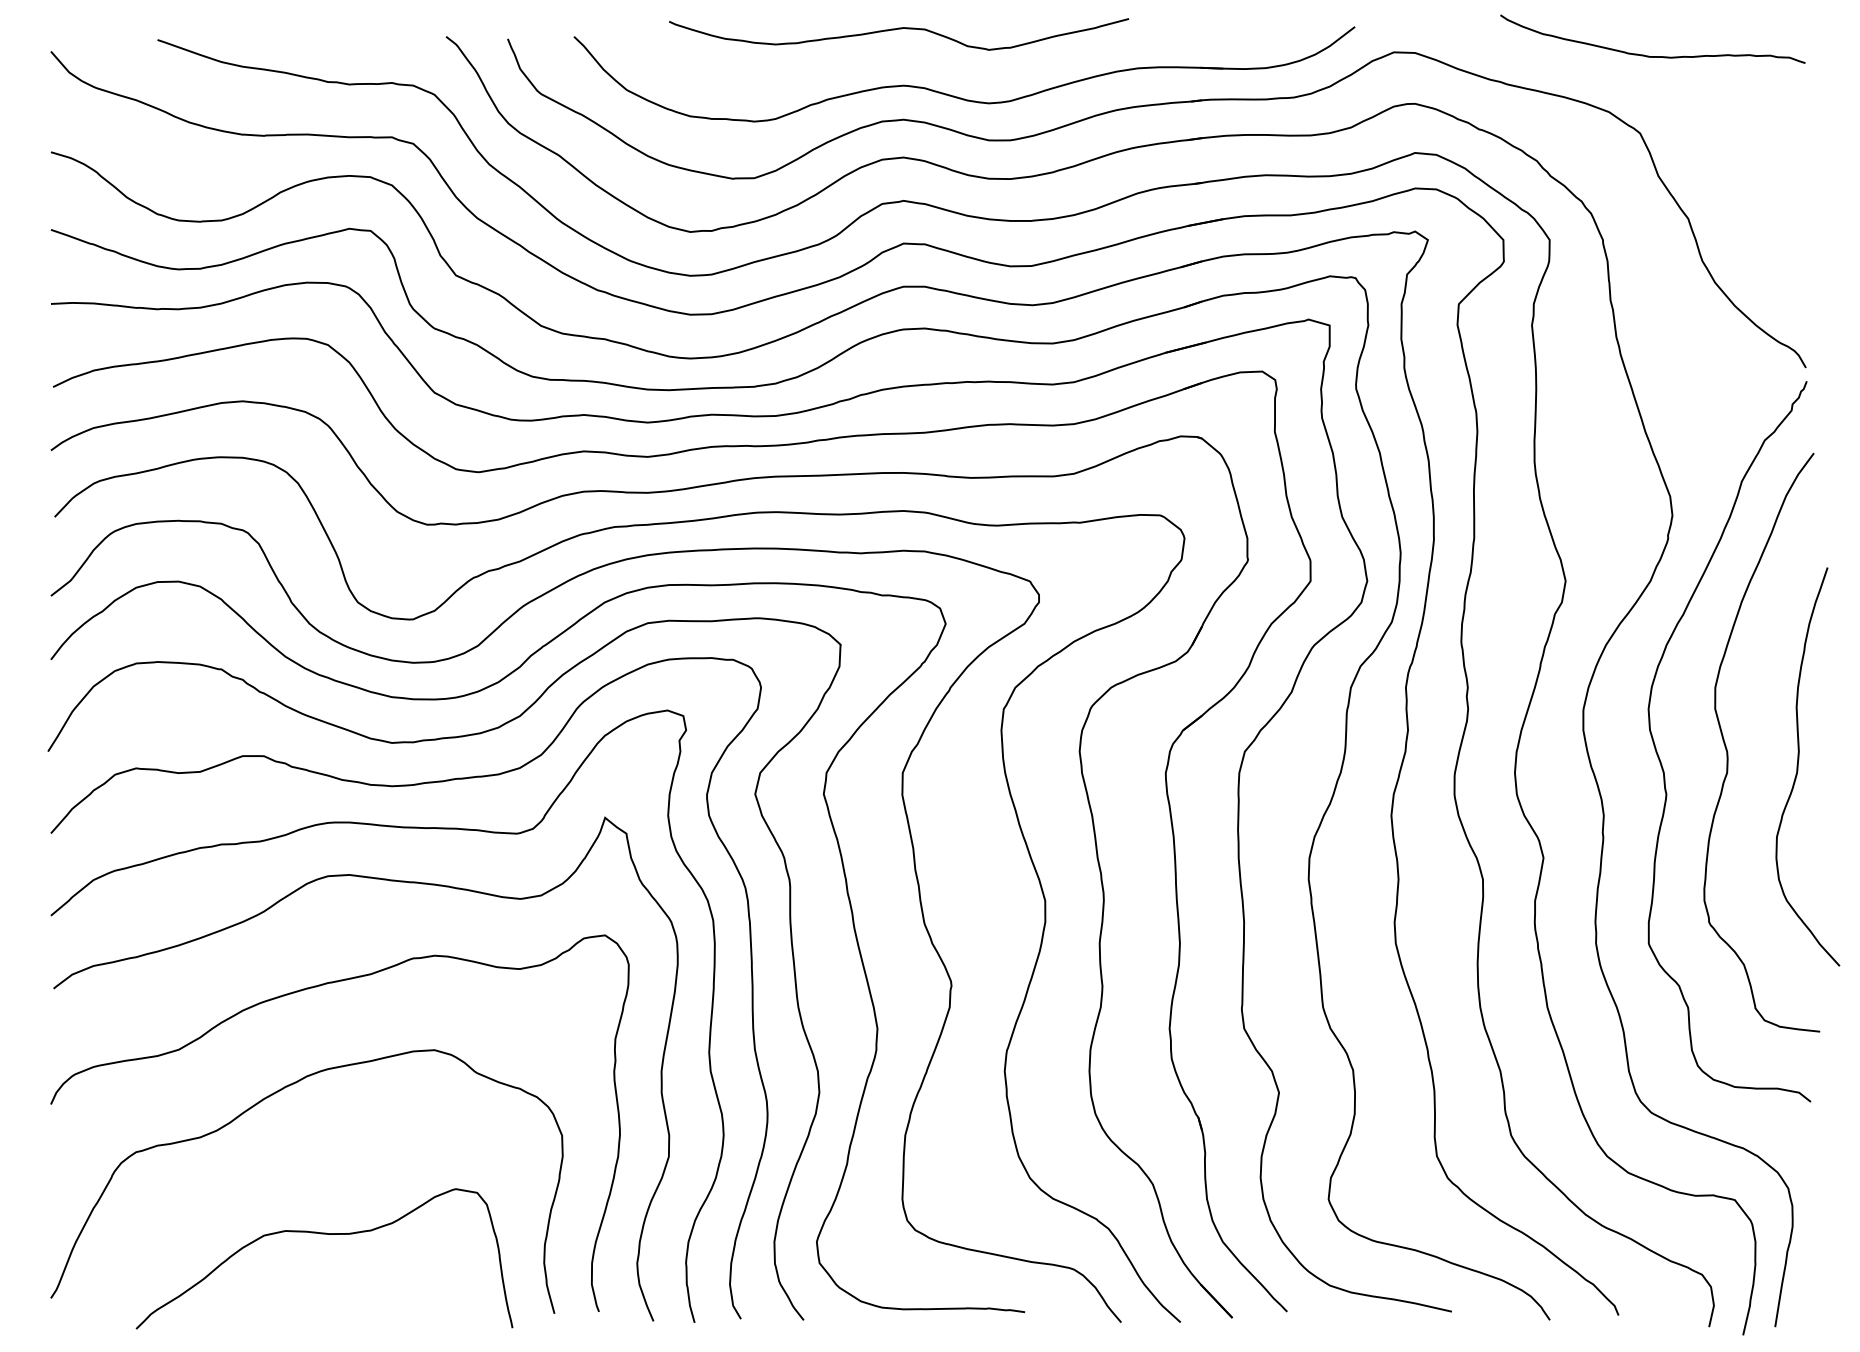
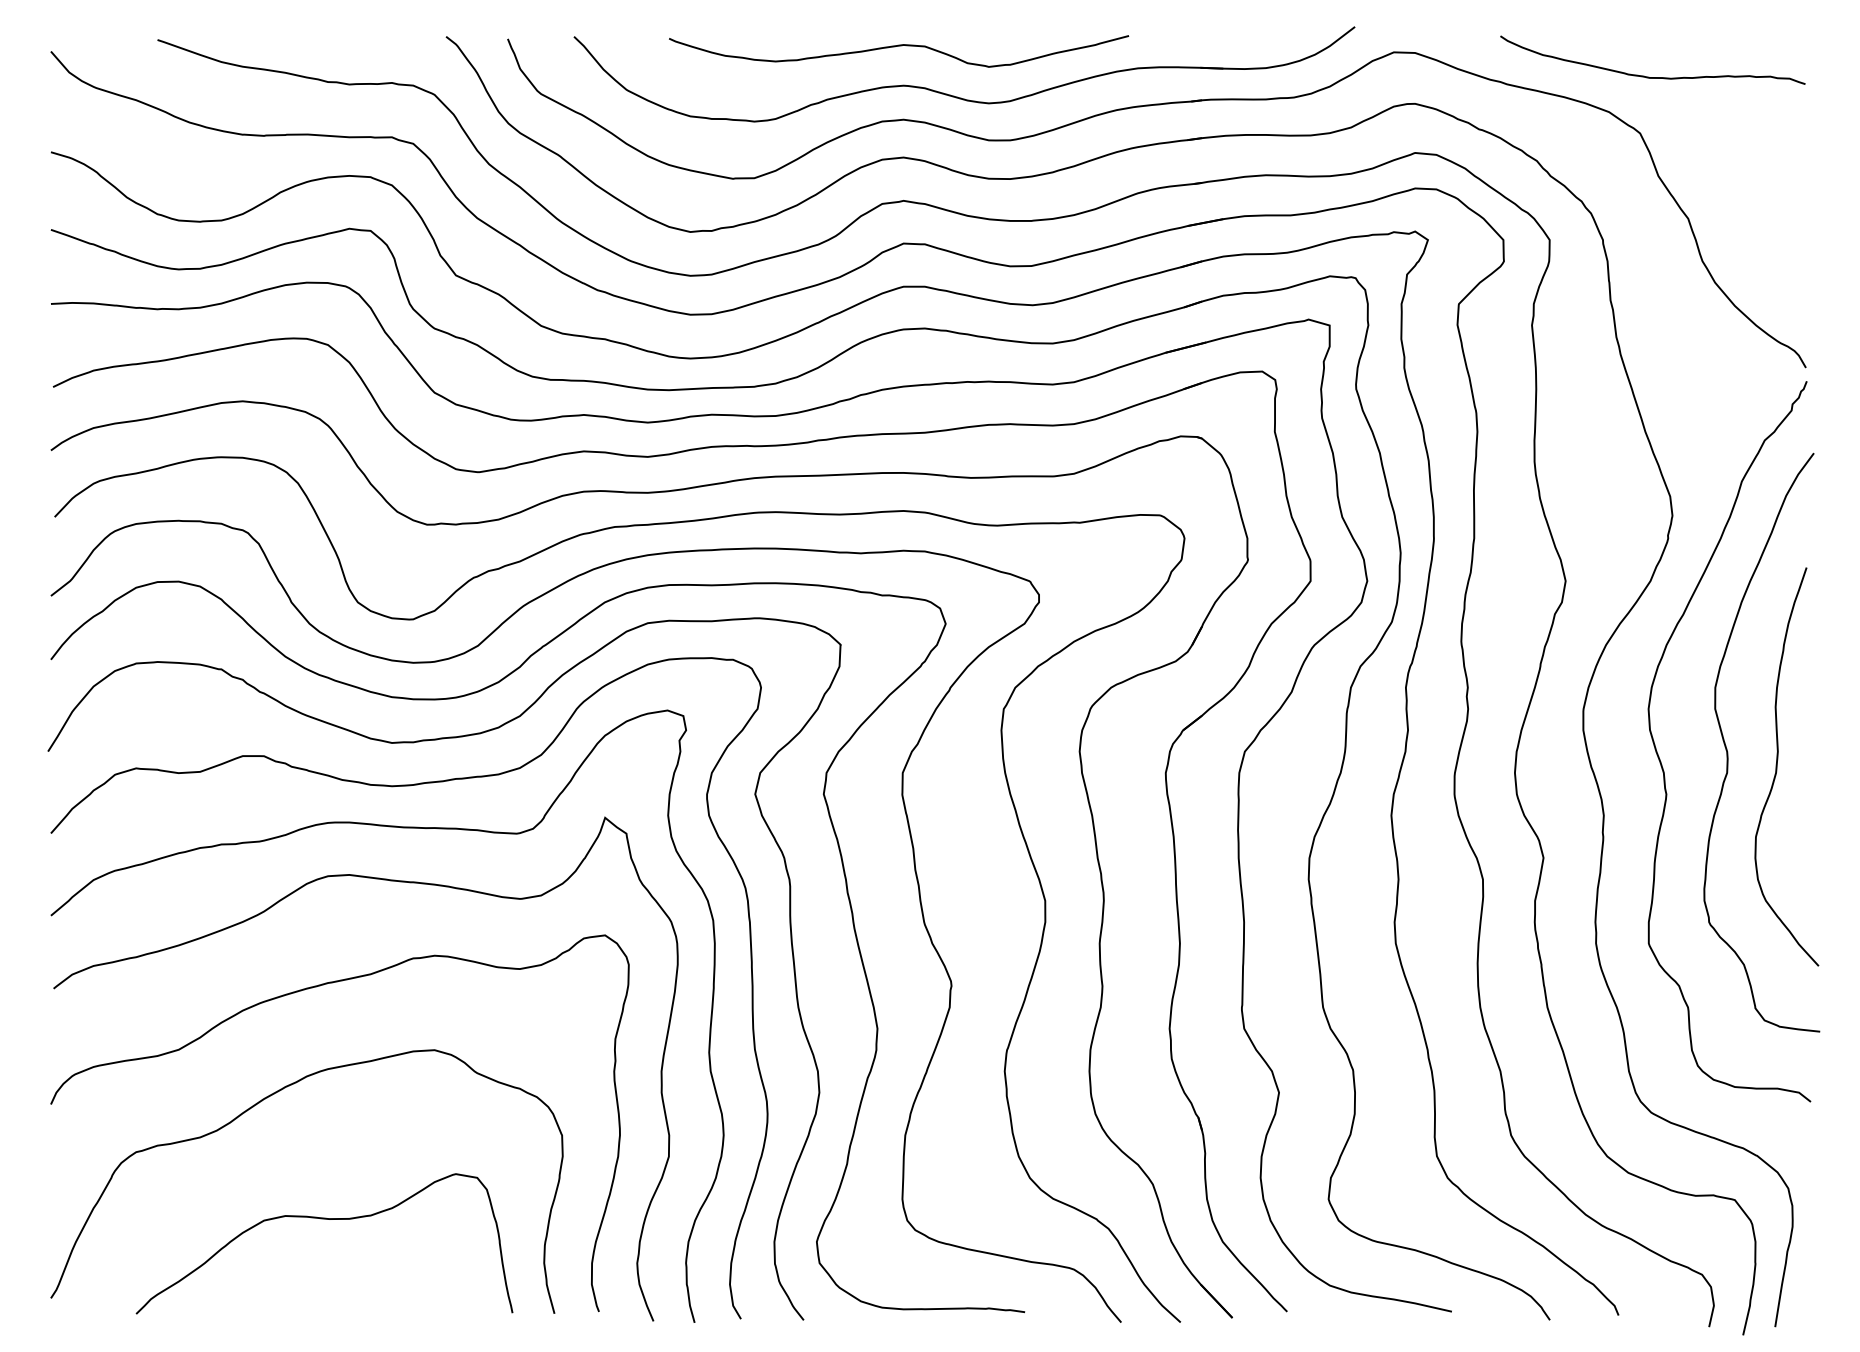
curve position: (899, 29) -> (899, 46) (899, 46)
curve position: (1648, 55) -> (1648, 76) (1648, 76)
curve position: (1798, 766) -> (1777, 766) (1777, 766)
curve position: (324, 1234) -> (324, 1219) (324, 1219)
